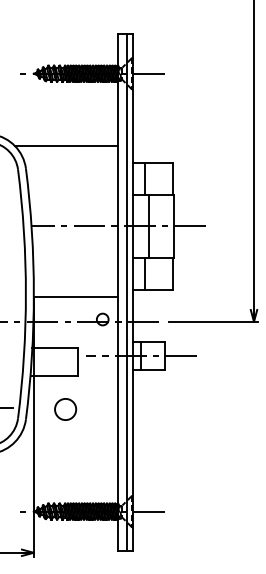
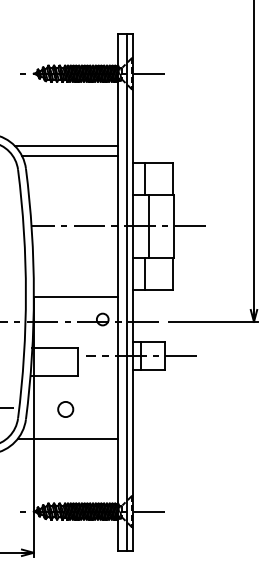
line: none -> present (69, 155)
circle size: 24x23 px -> 18x17 px (65, 409)
line: none -> present (67, 438)
